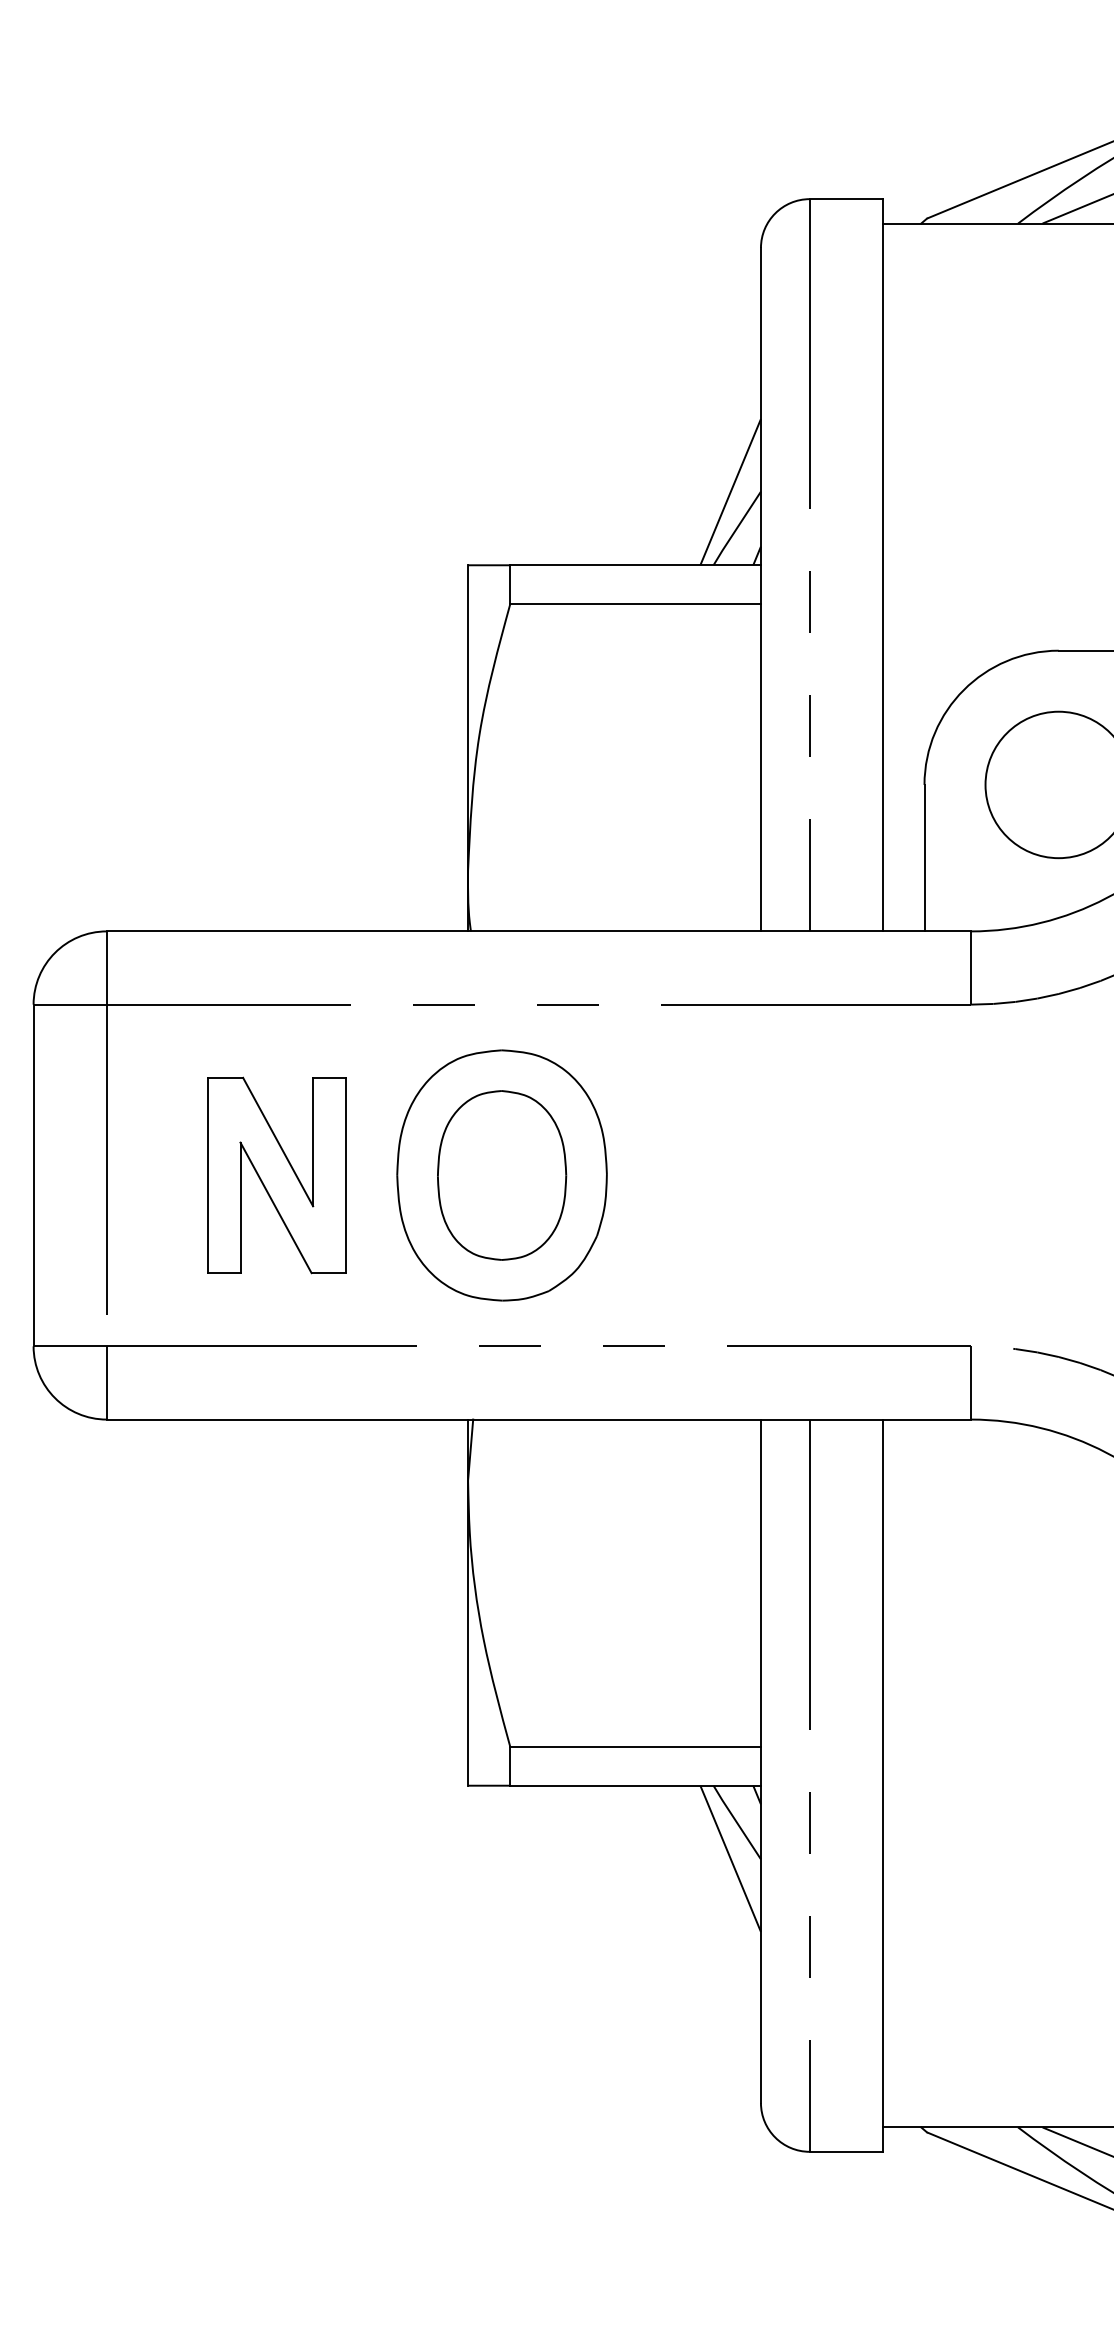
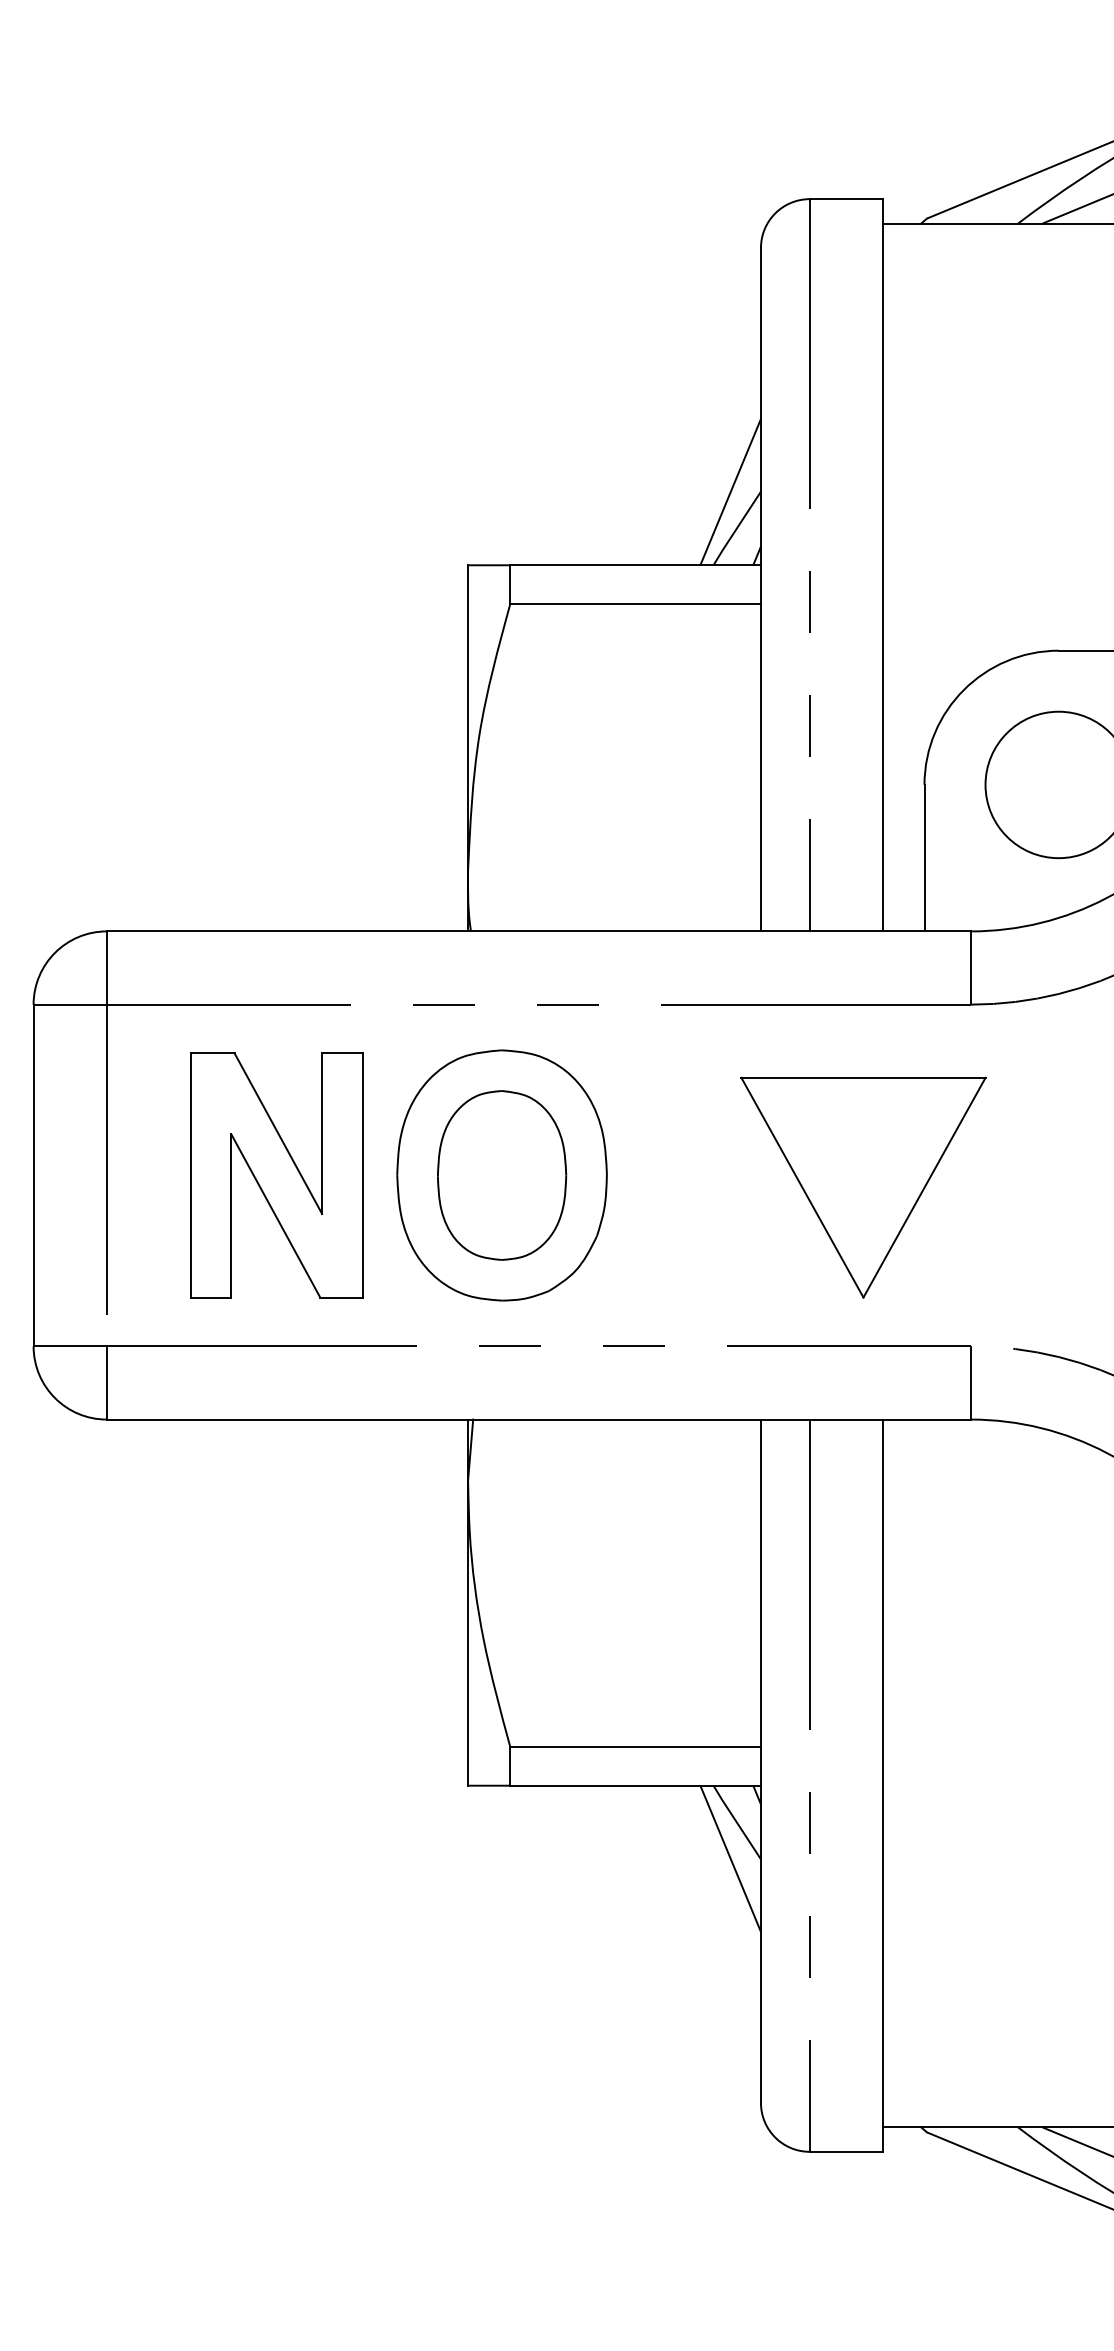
part size: 140x199 px -> 174x247 px (276, 1175)
part: none -> present (863, 1187)
